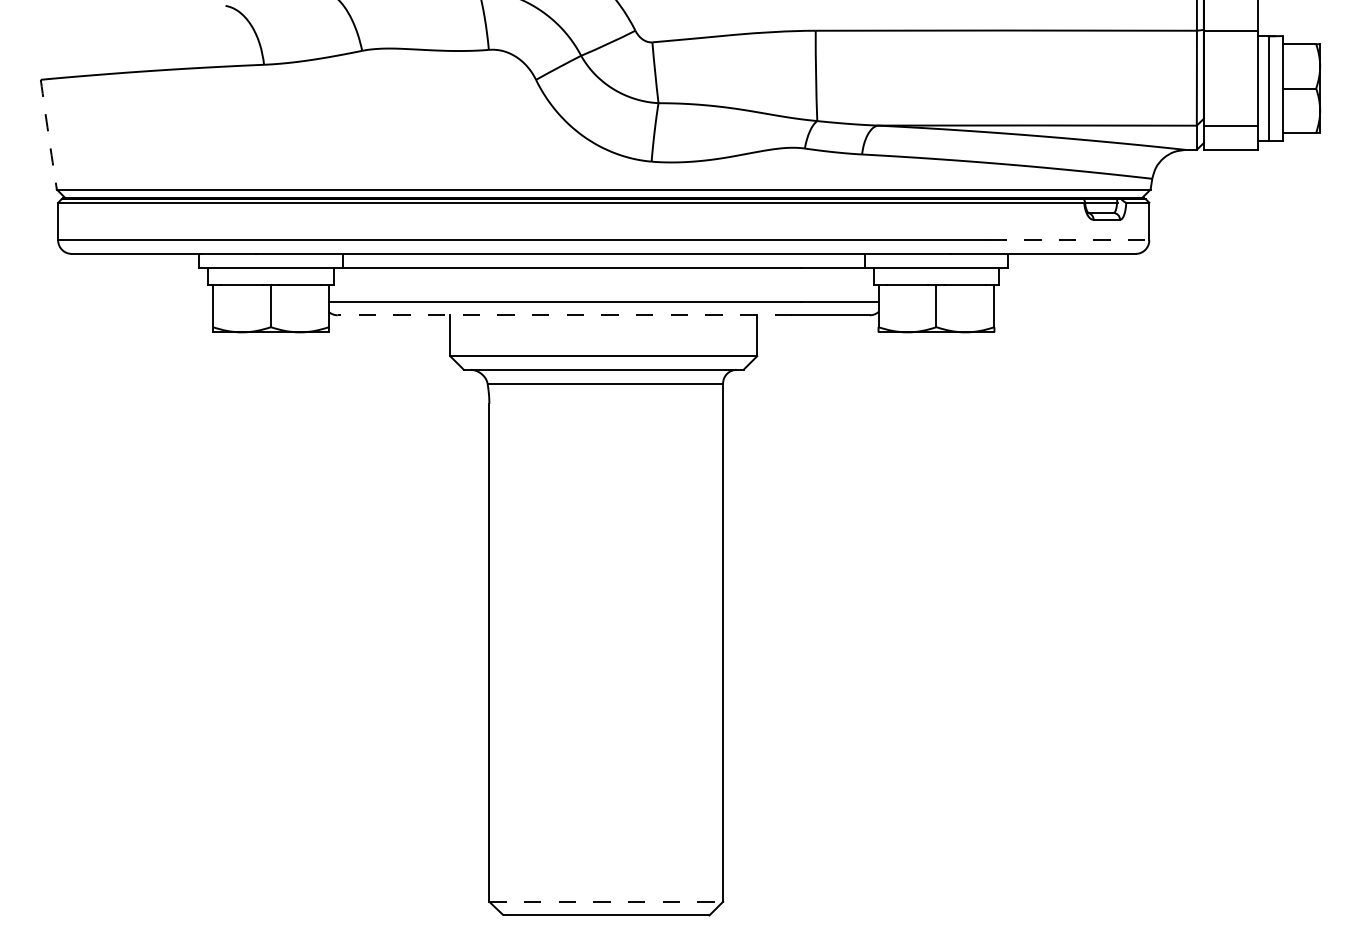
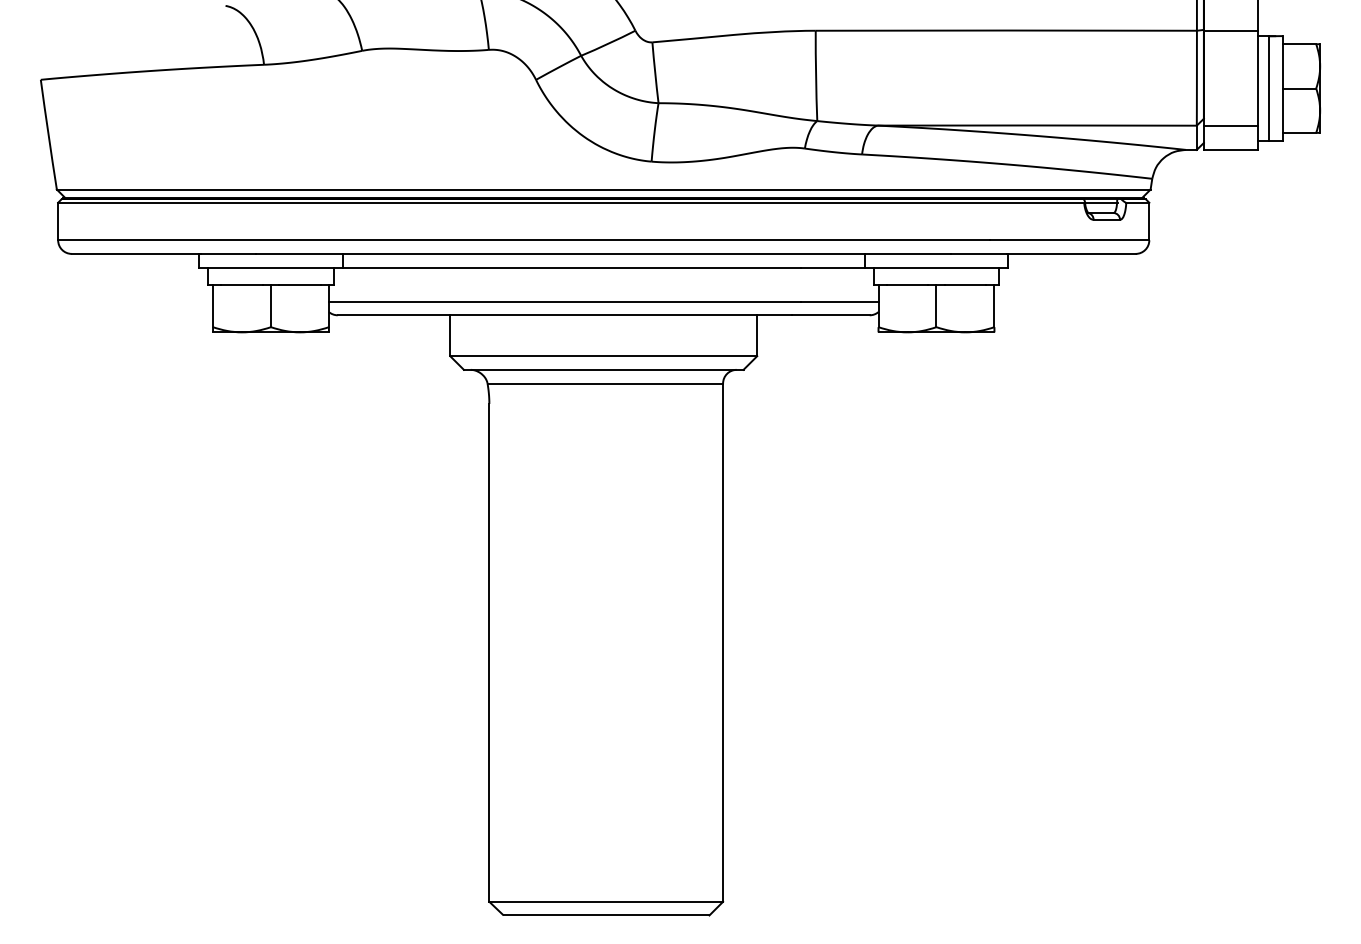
arc: dashed -> solid (48, 134)
line: dashed -> solid (1069, 240)
line: dashed -> solid (564, 315)
line: dashed -> solid (606, 901)
